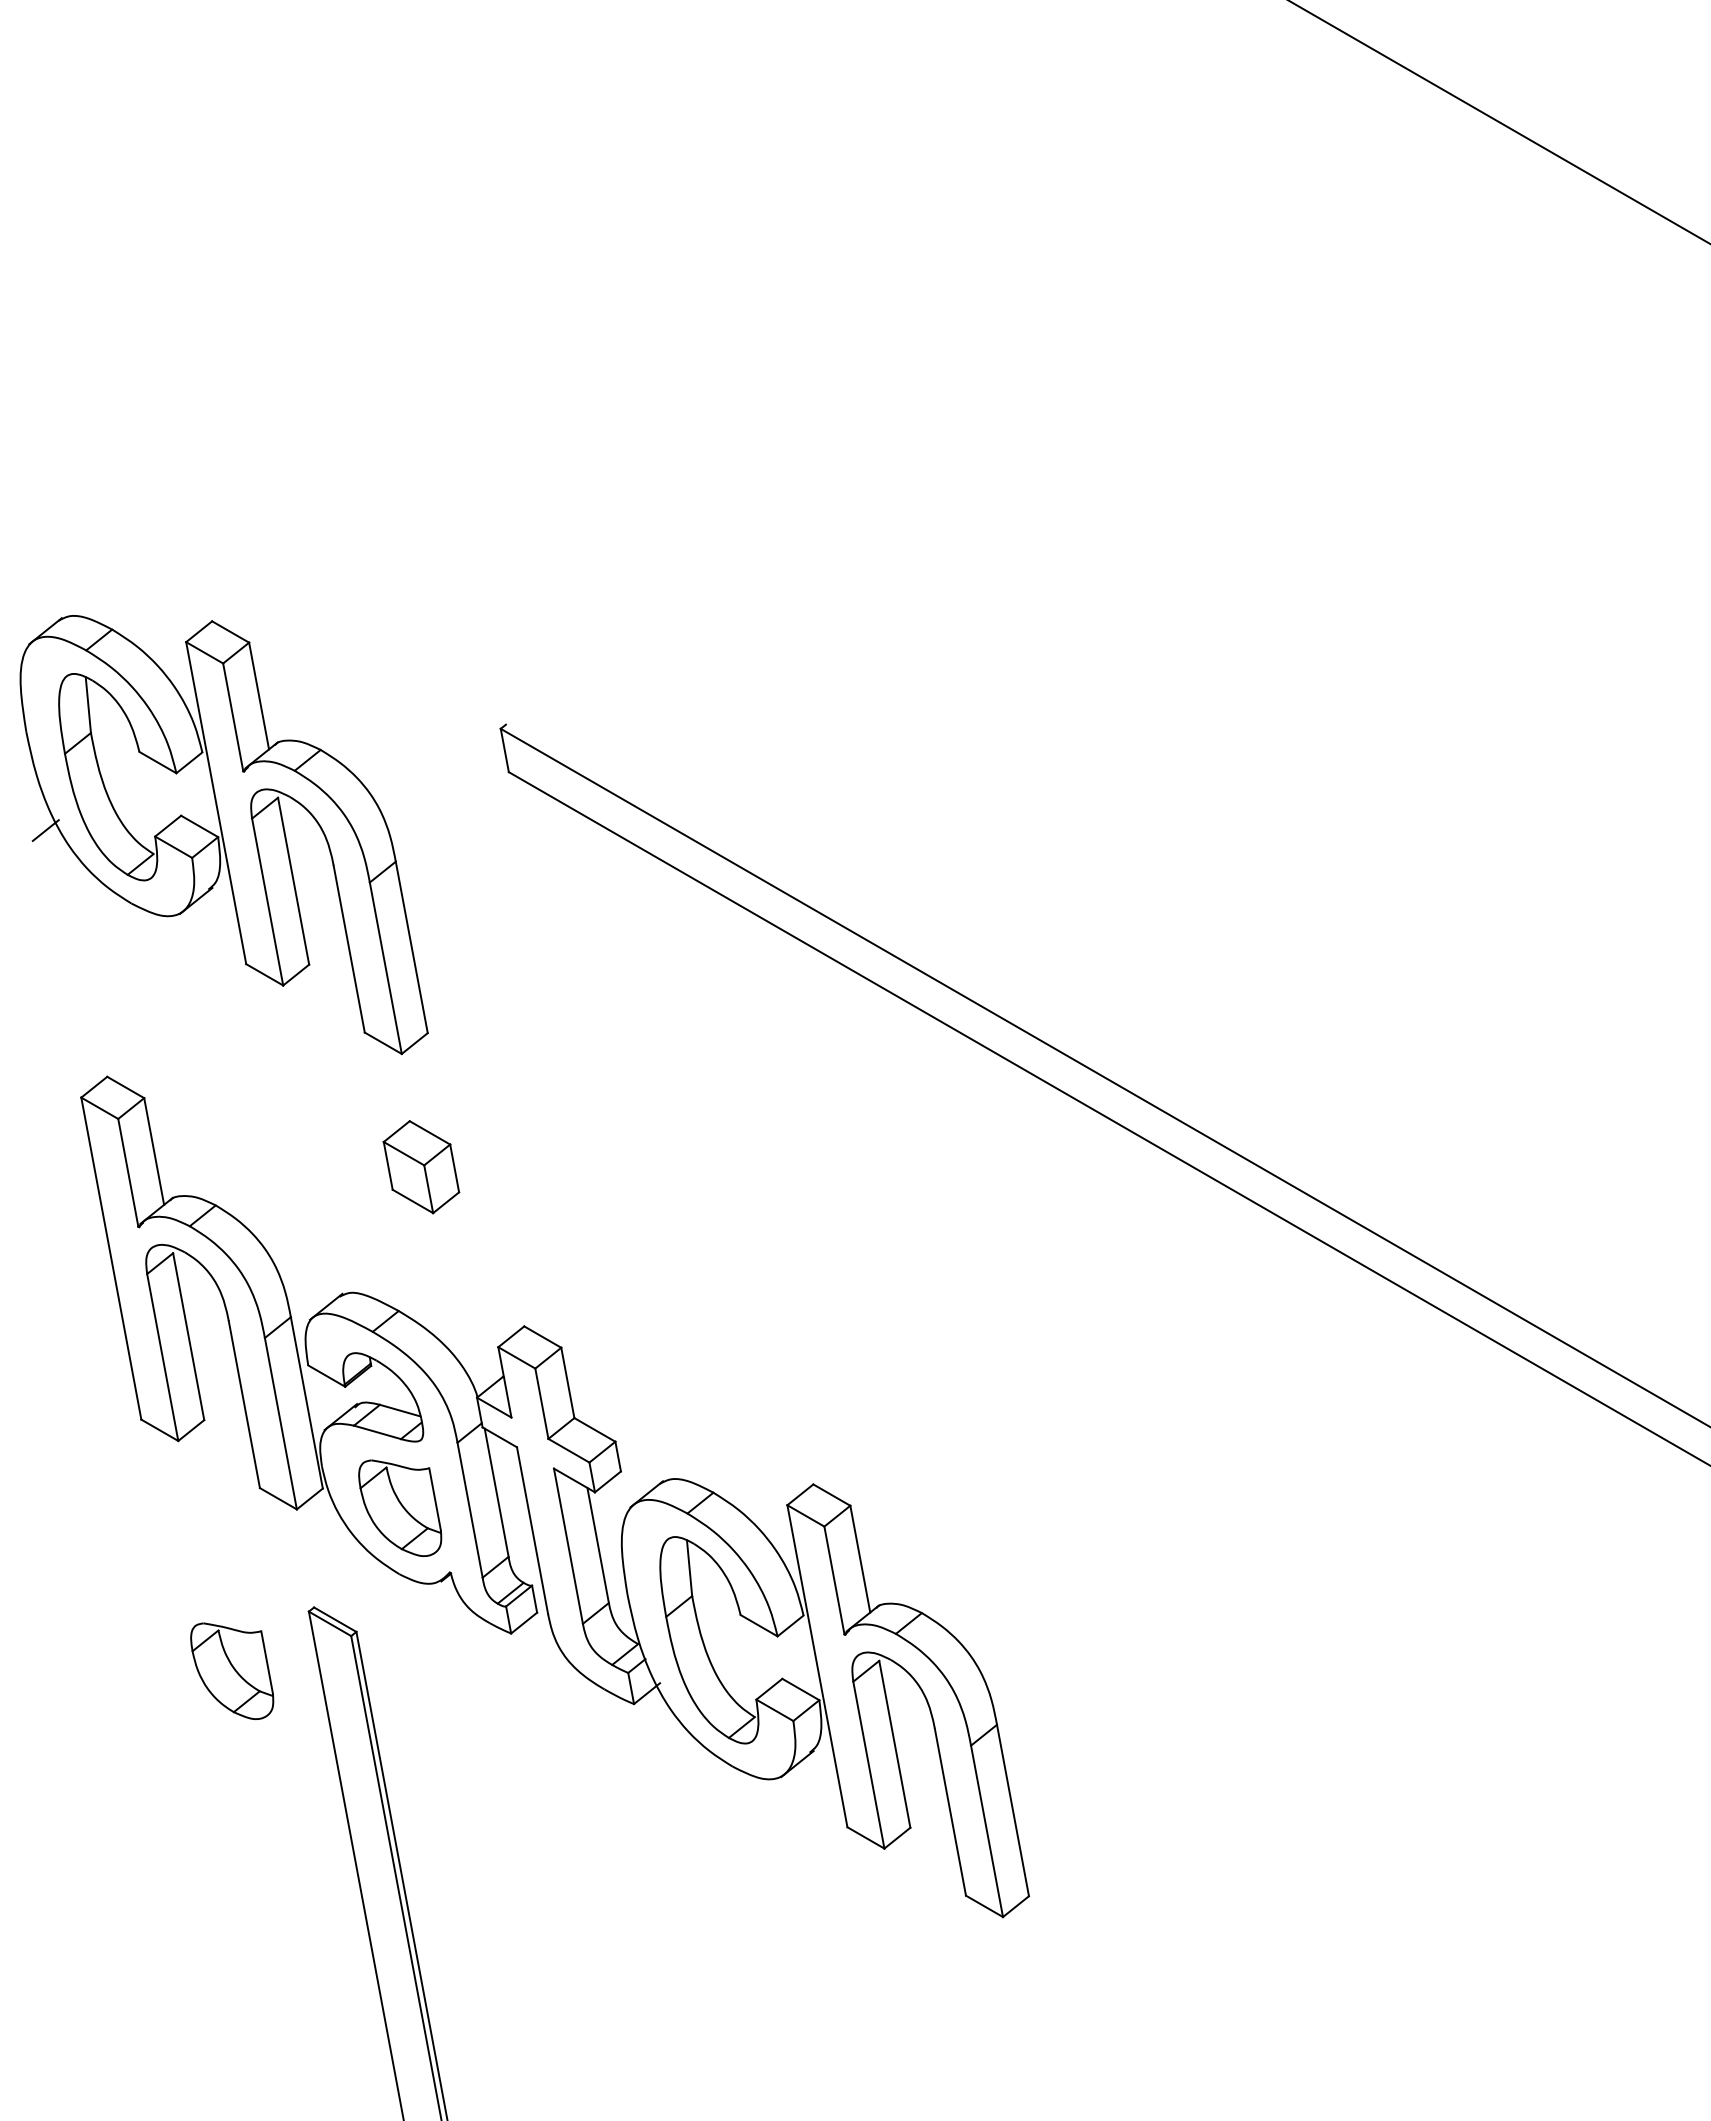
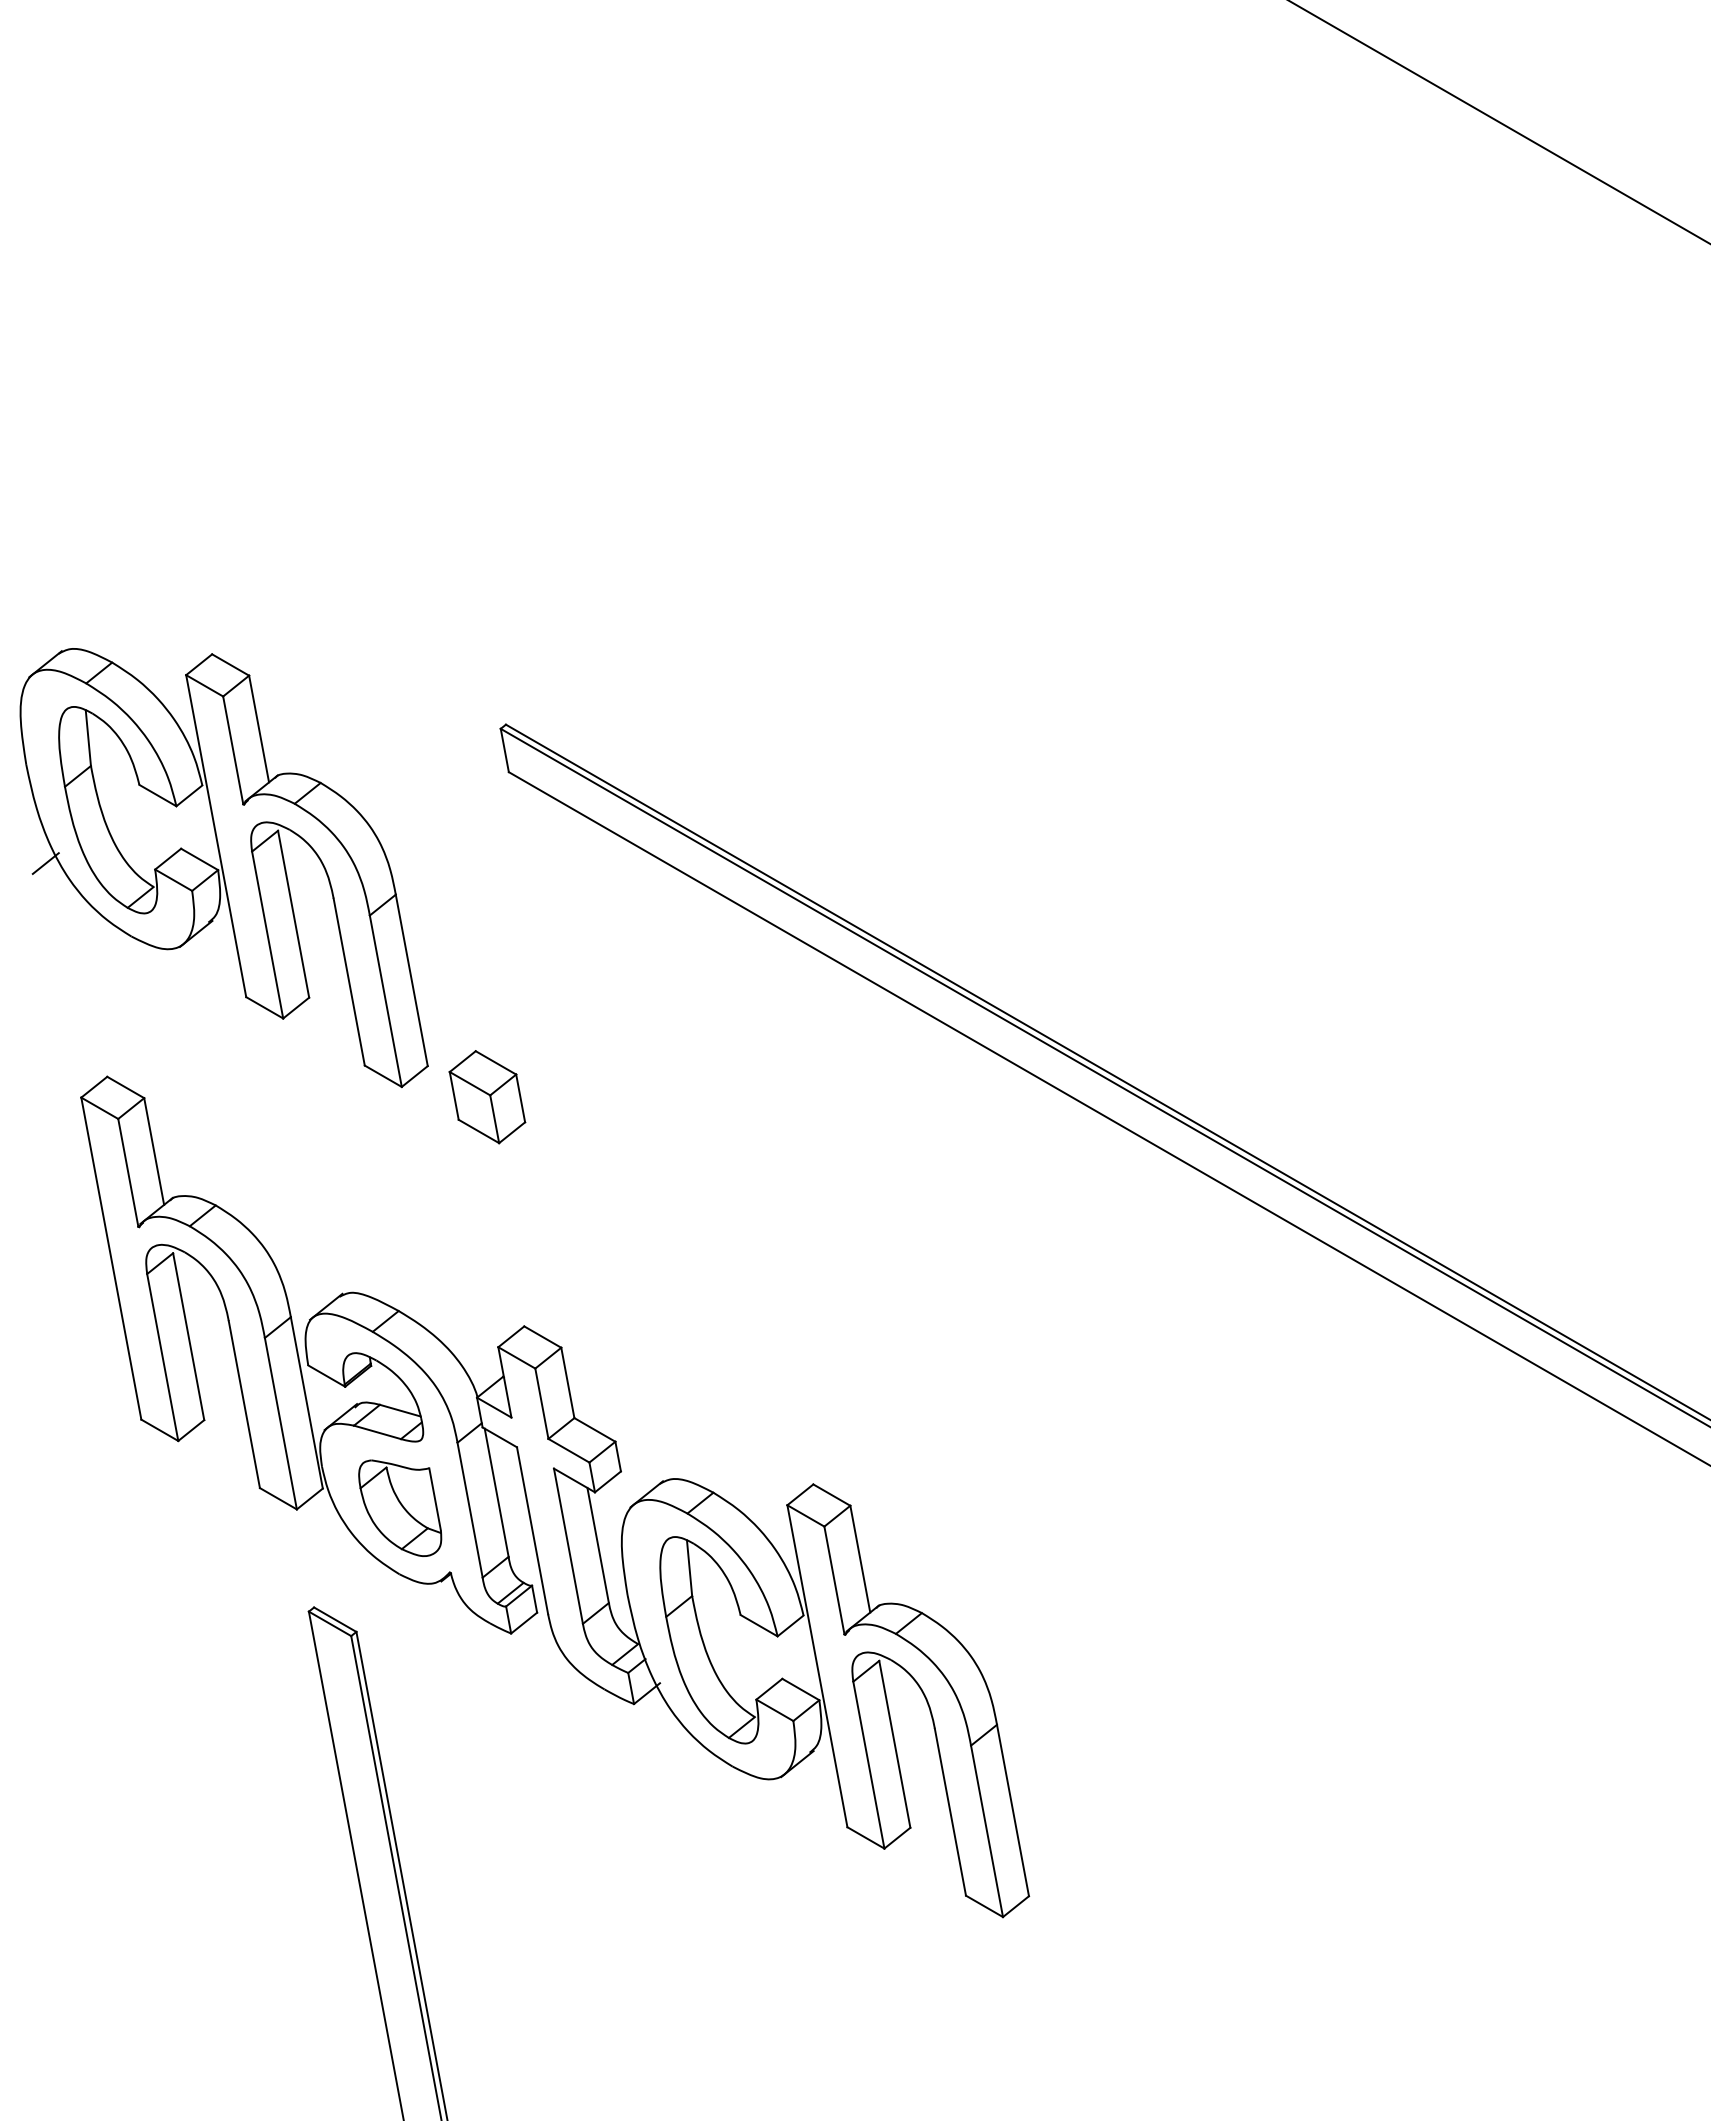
part position: (223, 835) -> (223, 868) (223, 868)
line: none -> present (1106, 1071)
part position: (421, 1167) -> (487, 1097) (487, 1097)
part: present -> none (232, 1670)
